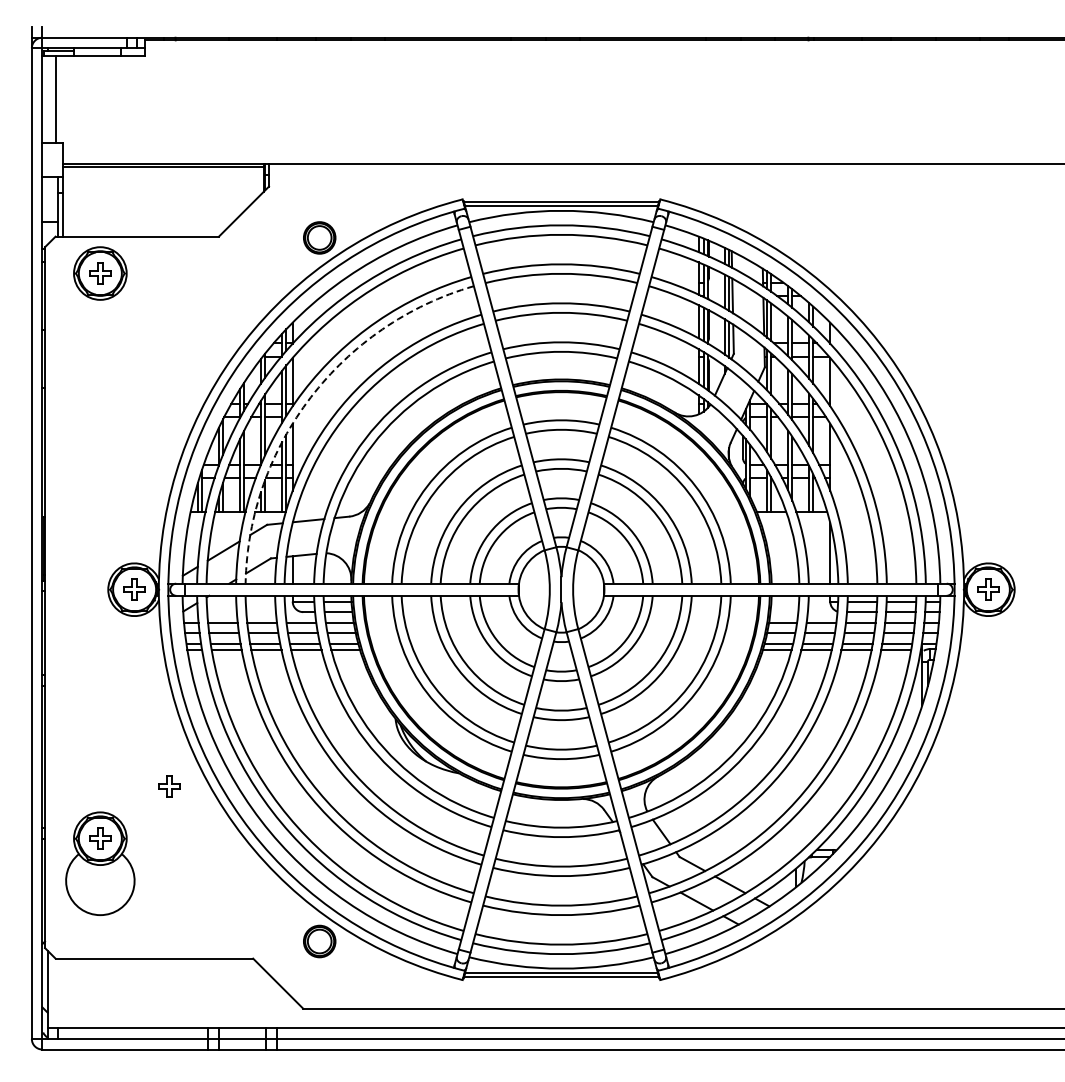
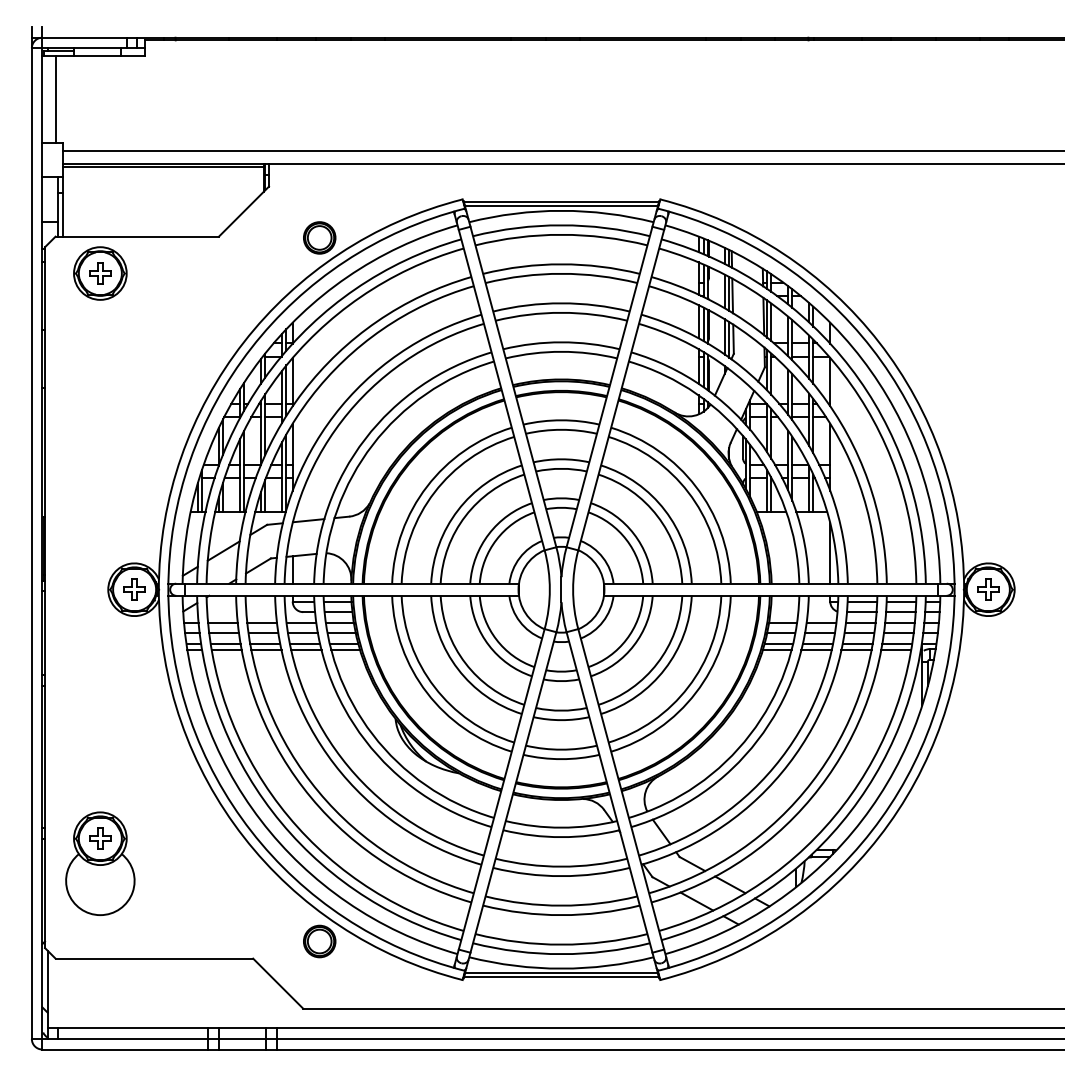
line: none -> present (562, 151)
arc: dashed -> solid (310, 397)
part: present -> none (169, 786)
